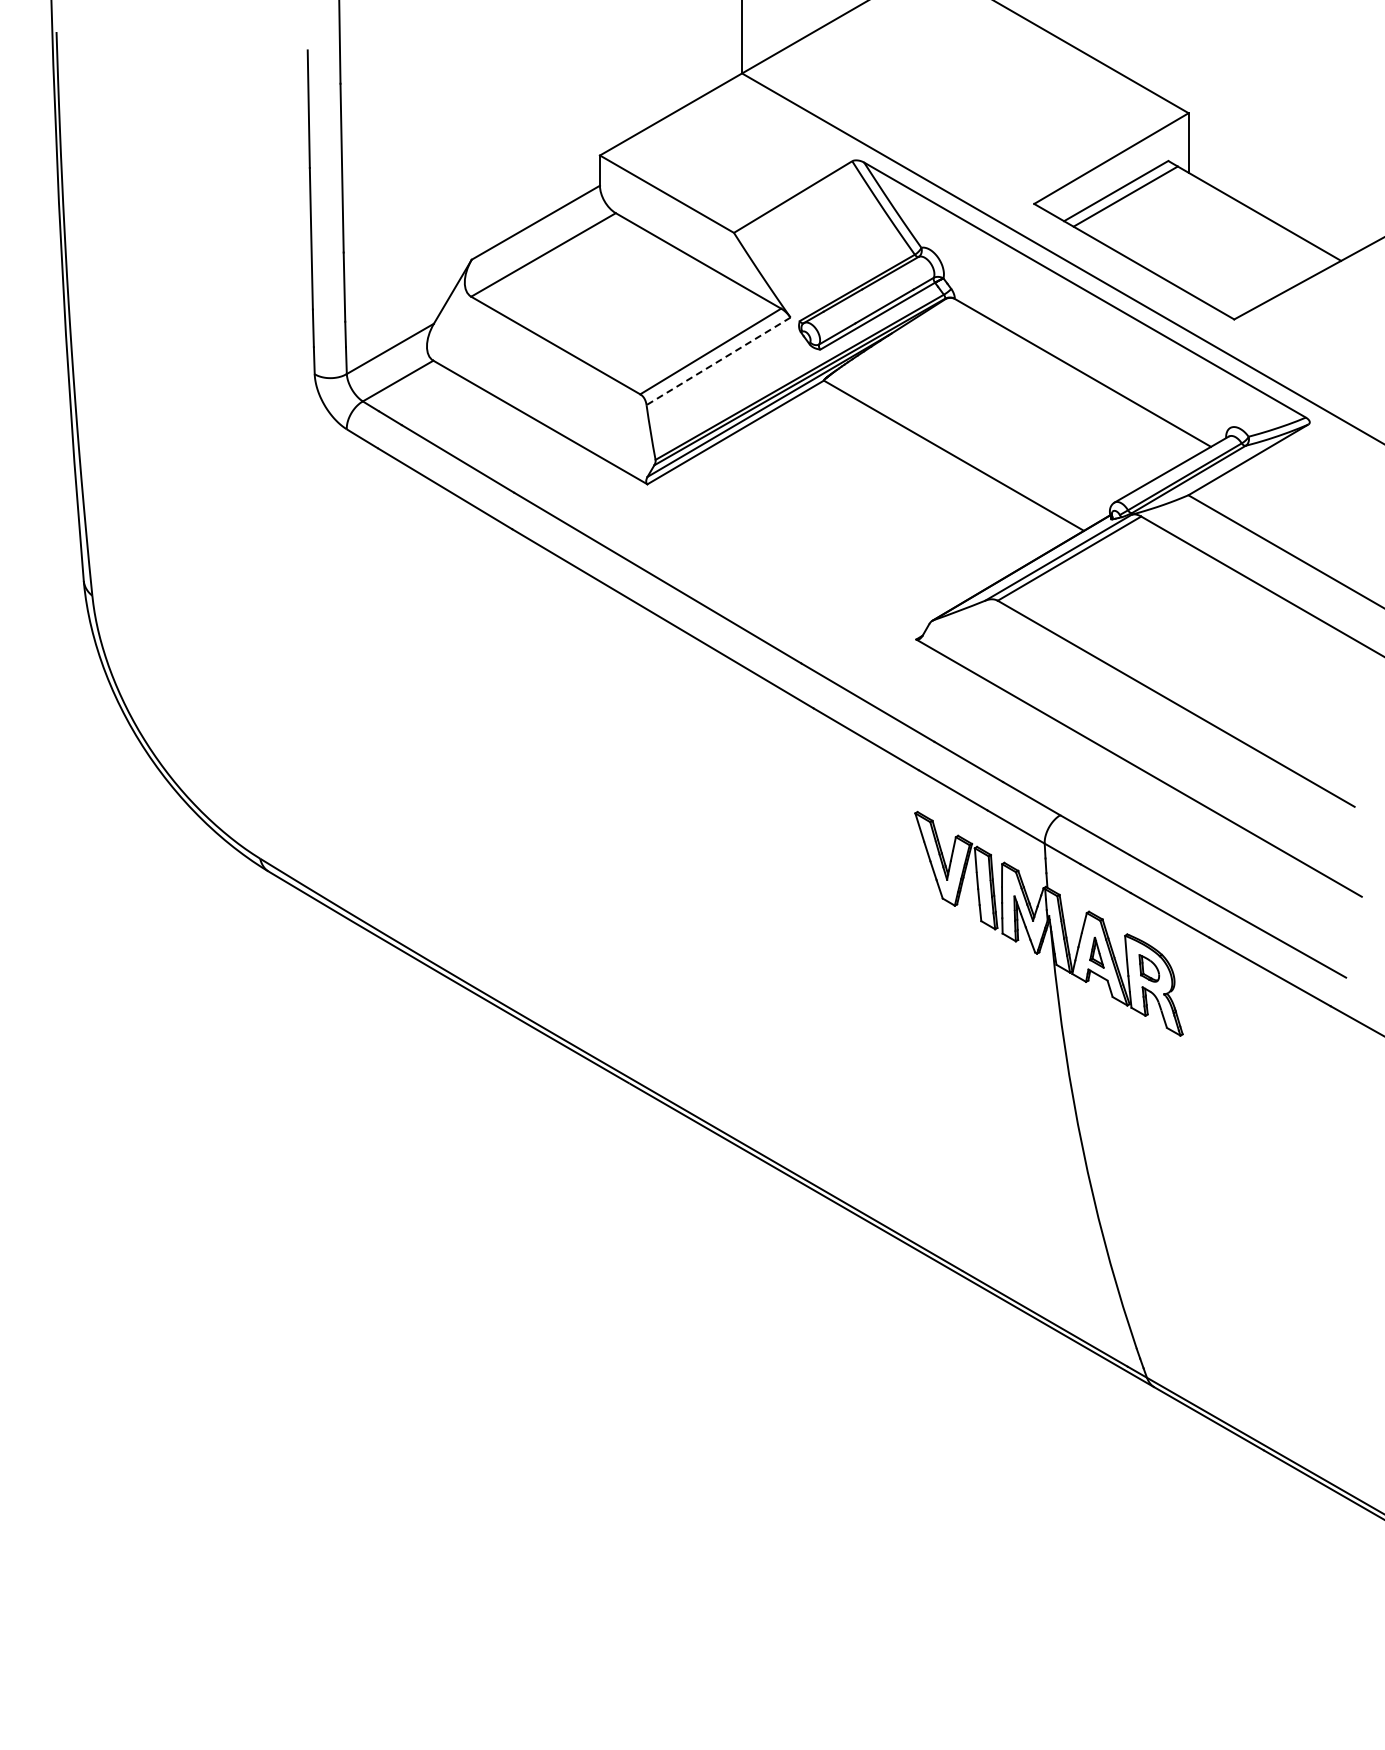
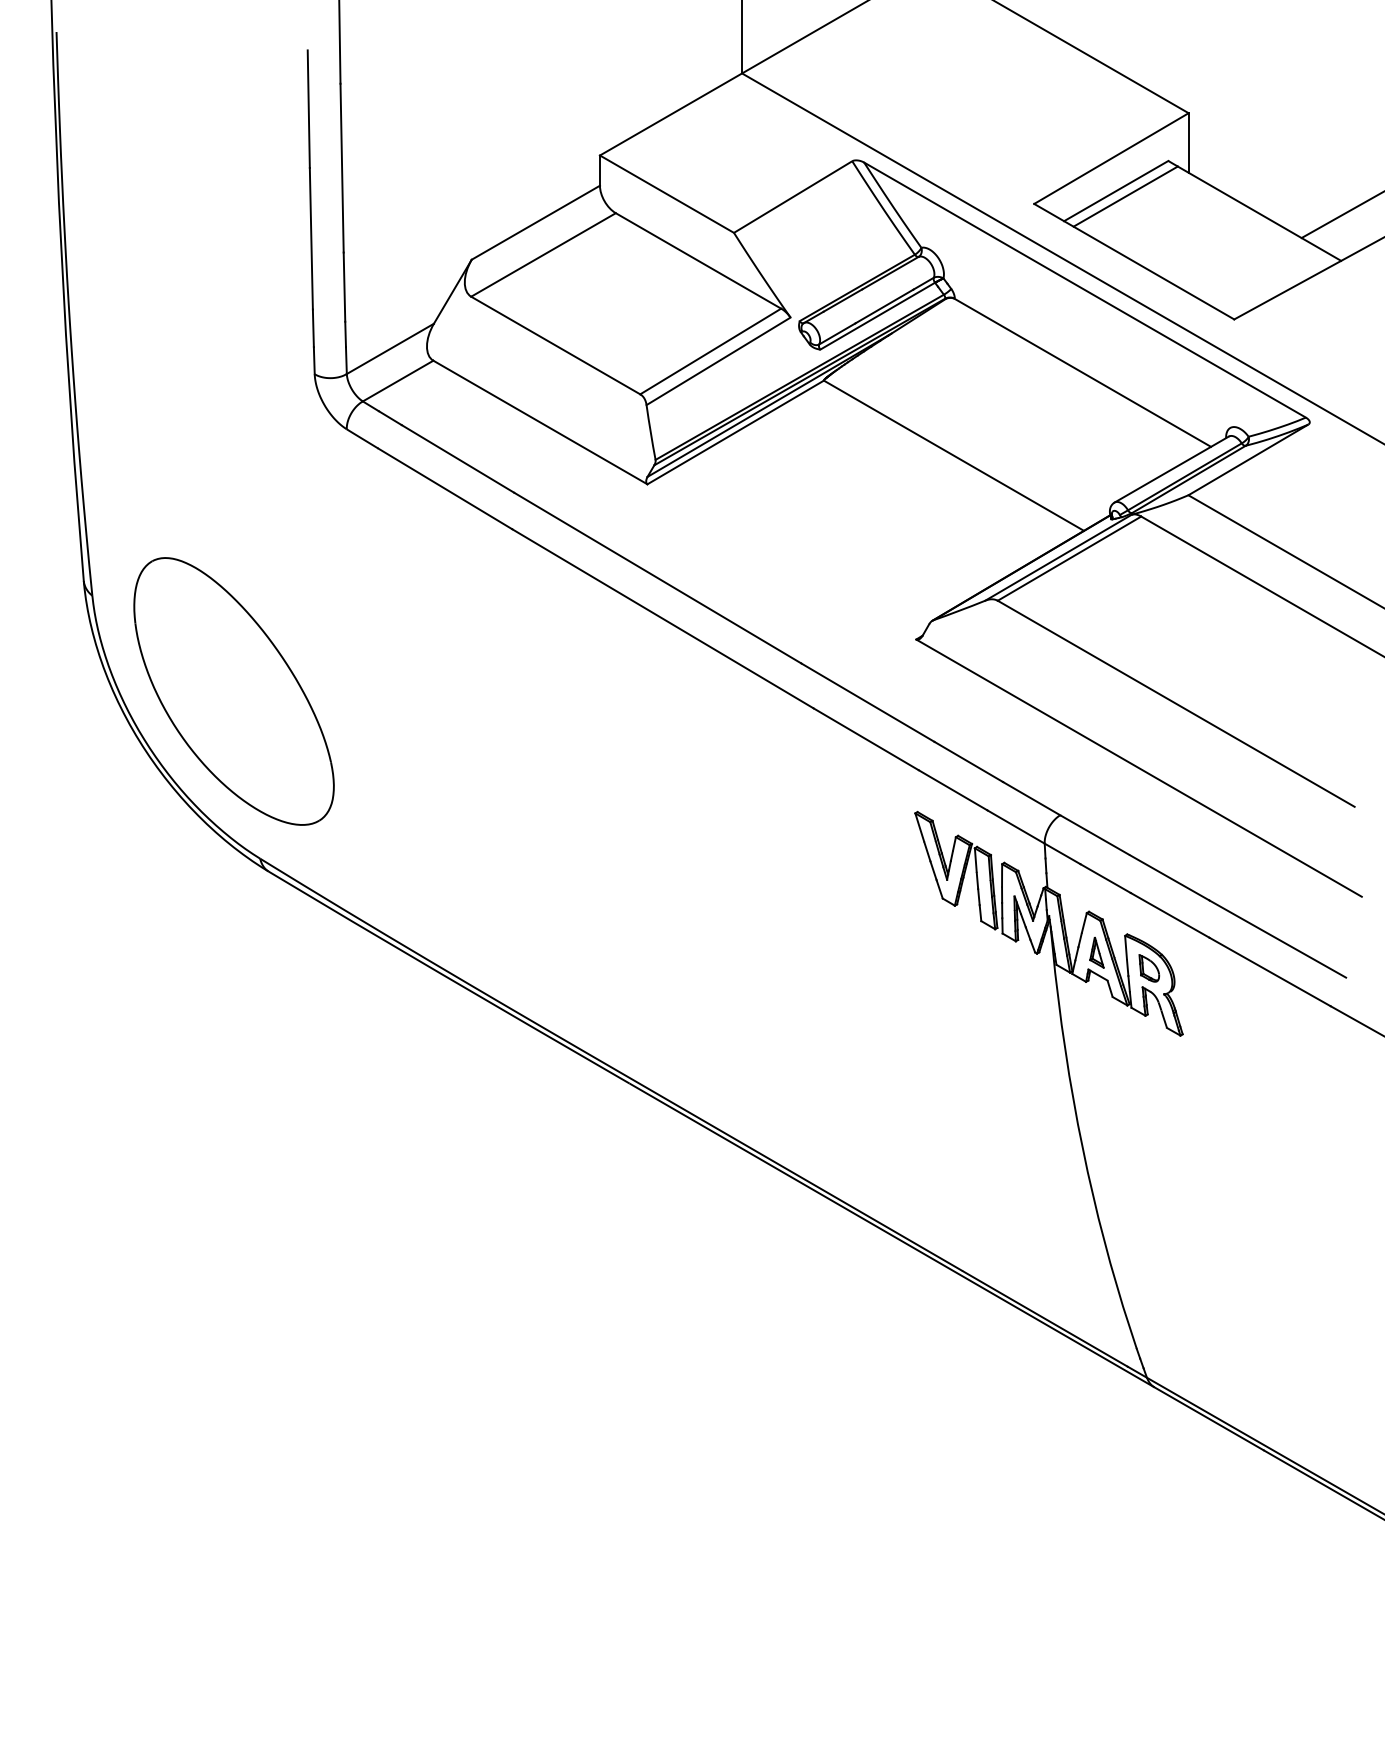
line: none -> present (1341, 215)
line: dashed -> solid (718, 361)
part: none -> present (233, 691)
